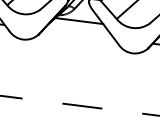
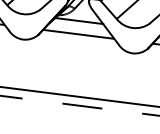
line: none -> present (78, 33)
line: none -> present (79, 96)
